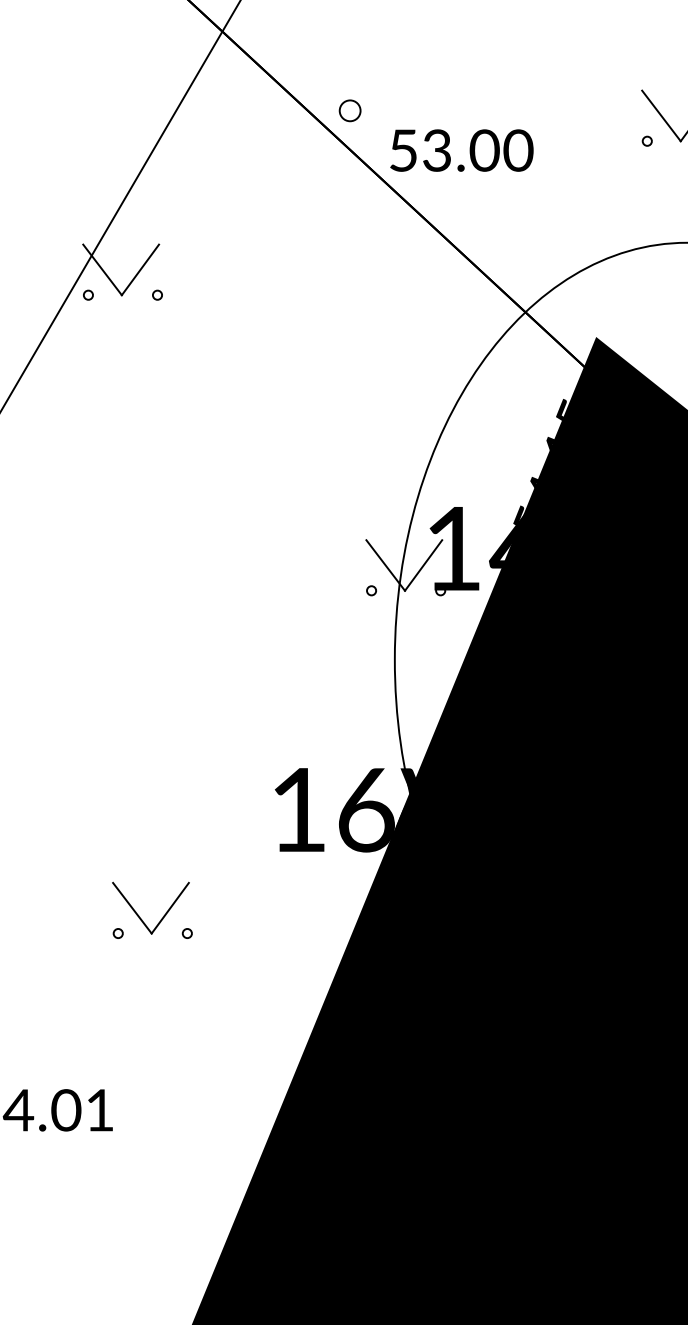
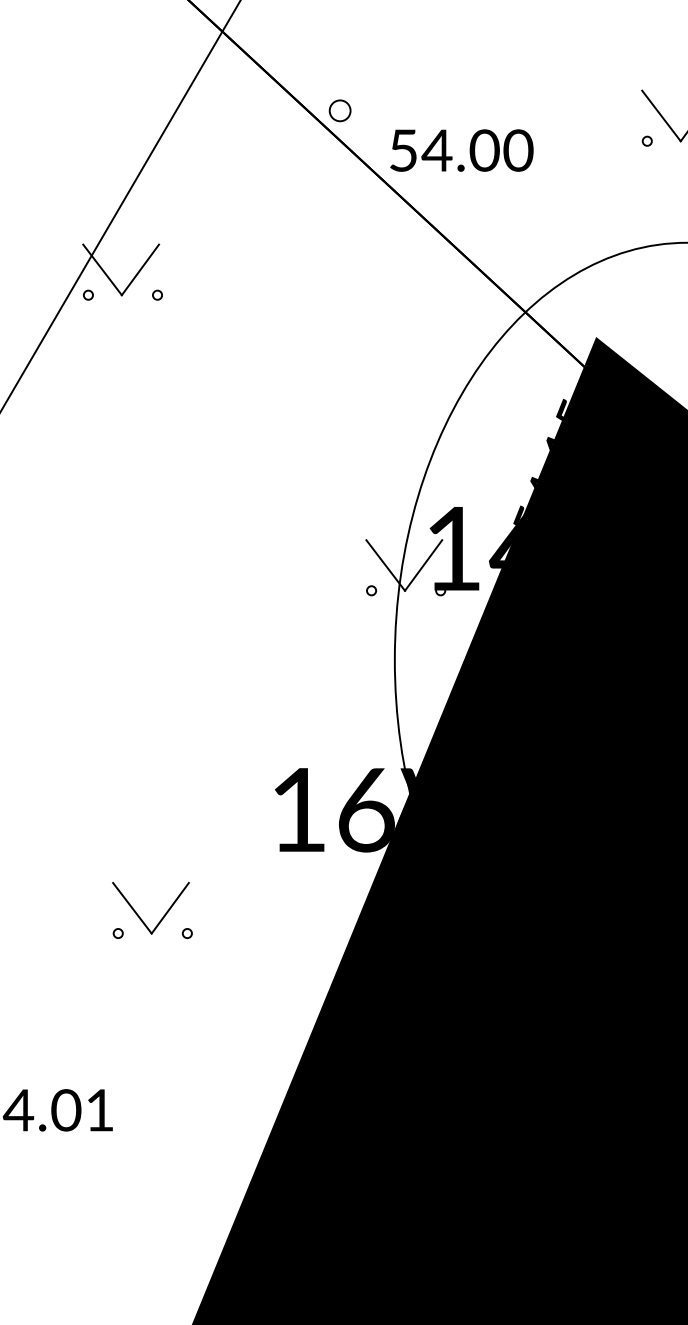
part position: (349, 110) -> (339, 110) (339, 110)
text: 53.00 -> 54.00 (436, 150)
